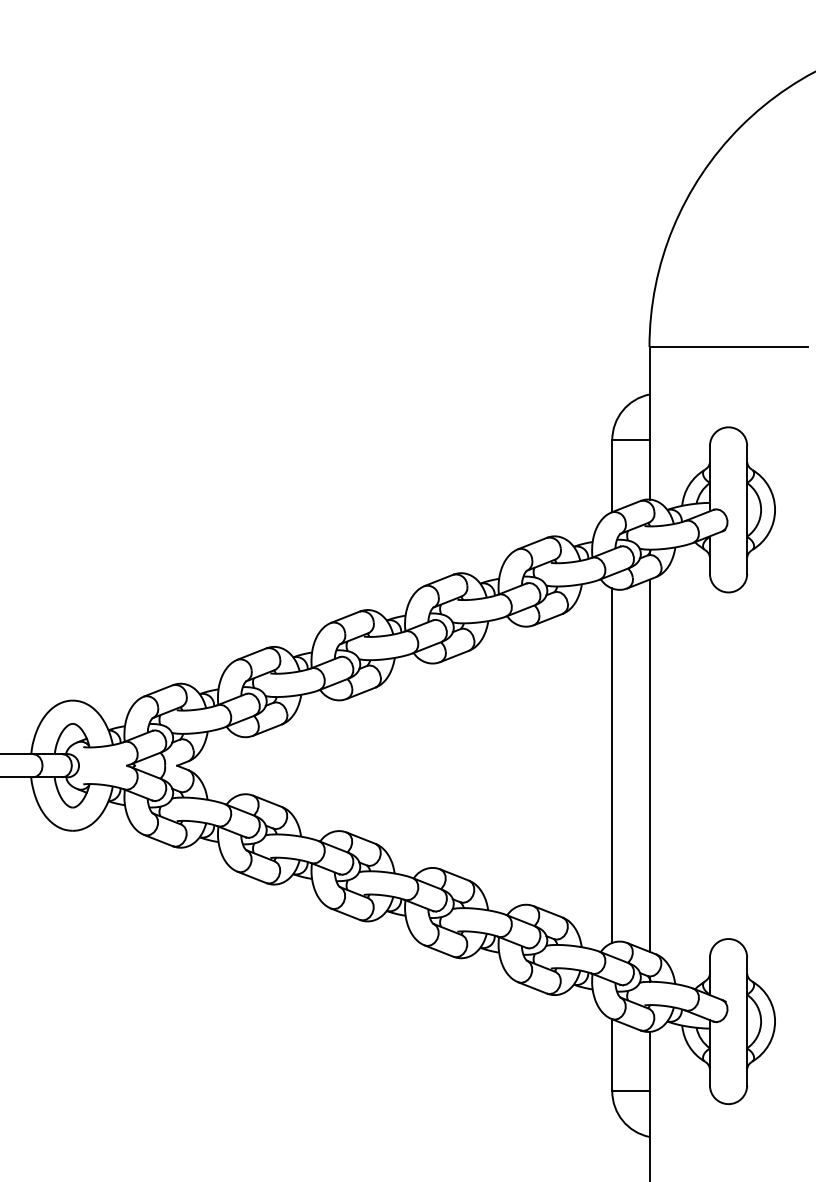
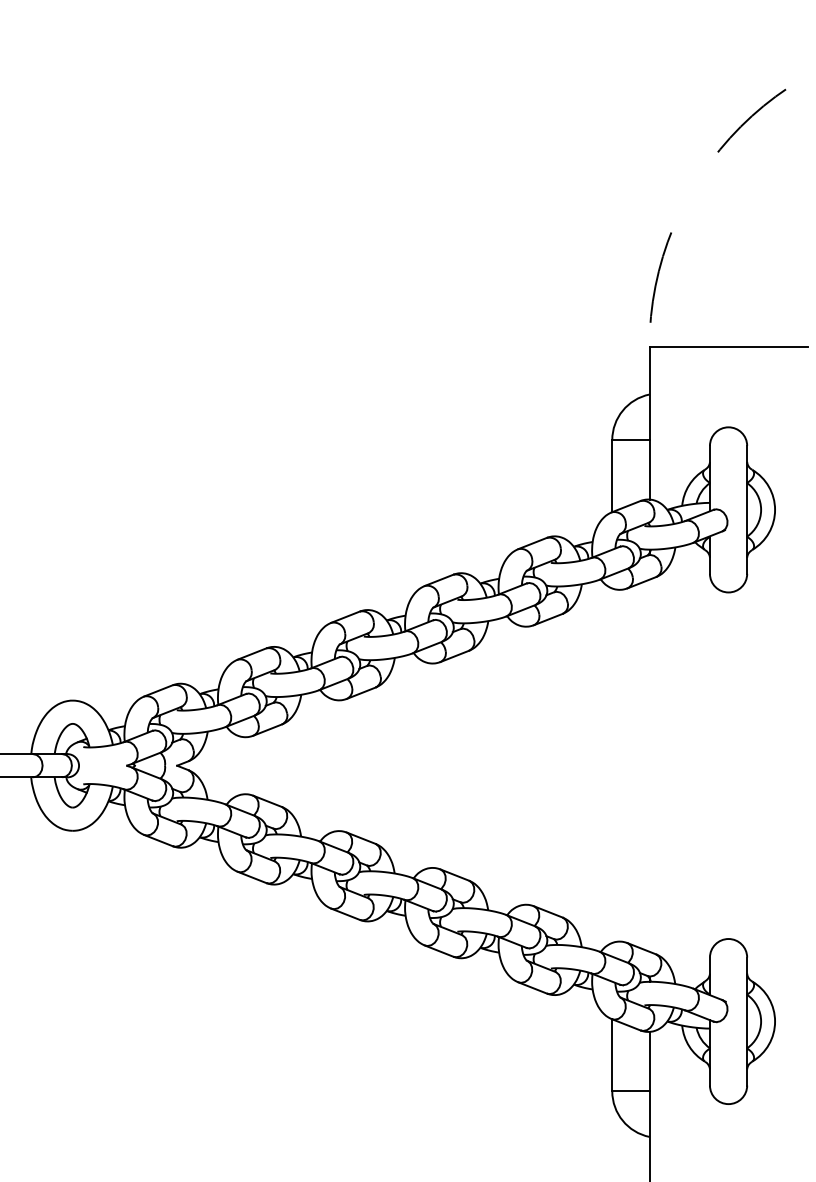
arc: solid -> dashed (693, 187)
line: present -> none (612, 765)
line: present -> none (649, 765)
